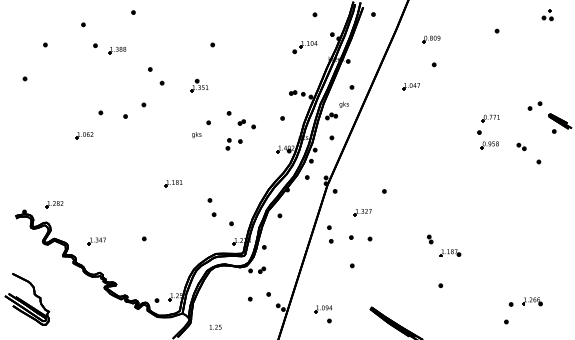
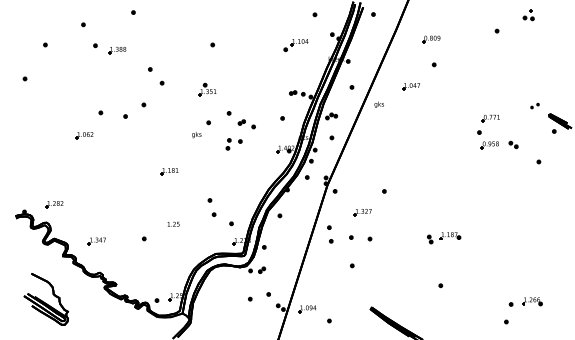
part position: (547, 15) -> (528, 15) (528, 15)
part position: (304, 47) -> (295, 45) (295, 45)
part position: (199, 85) -> (207, 89) (207, 89)
text position: (343, 104) -> (378, 104) (378, 104)
part size: 16x10 px -> 10x8 px (534, 105)
part position: (521, 146) -> (513, 144) (513, 144)
part position: (173, 183) -> (169, 171) (169, 171)
part position: (450, 252) -> (450, 235) (450, 235)
part position: (27, 299) -> (46, 299) (46, 299)
part position: (323, 309) -> (307, 309) (307, 309)
text position: (215, 326) -> (173, 223) (173, 223)
